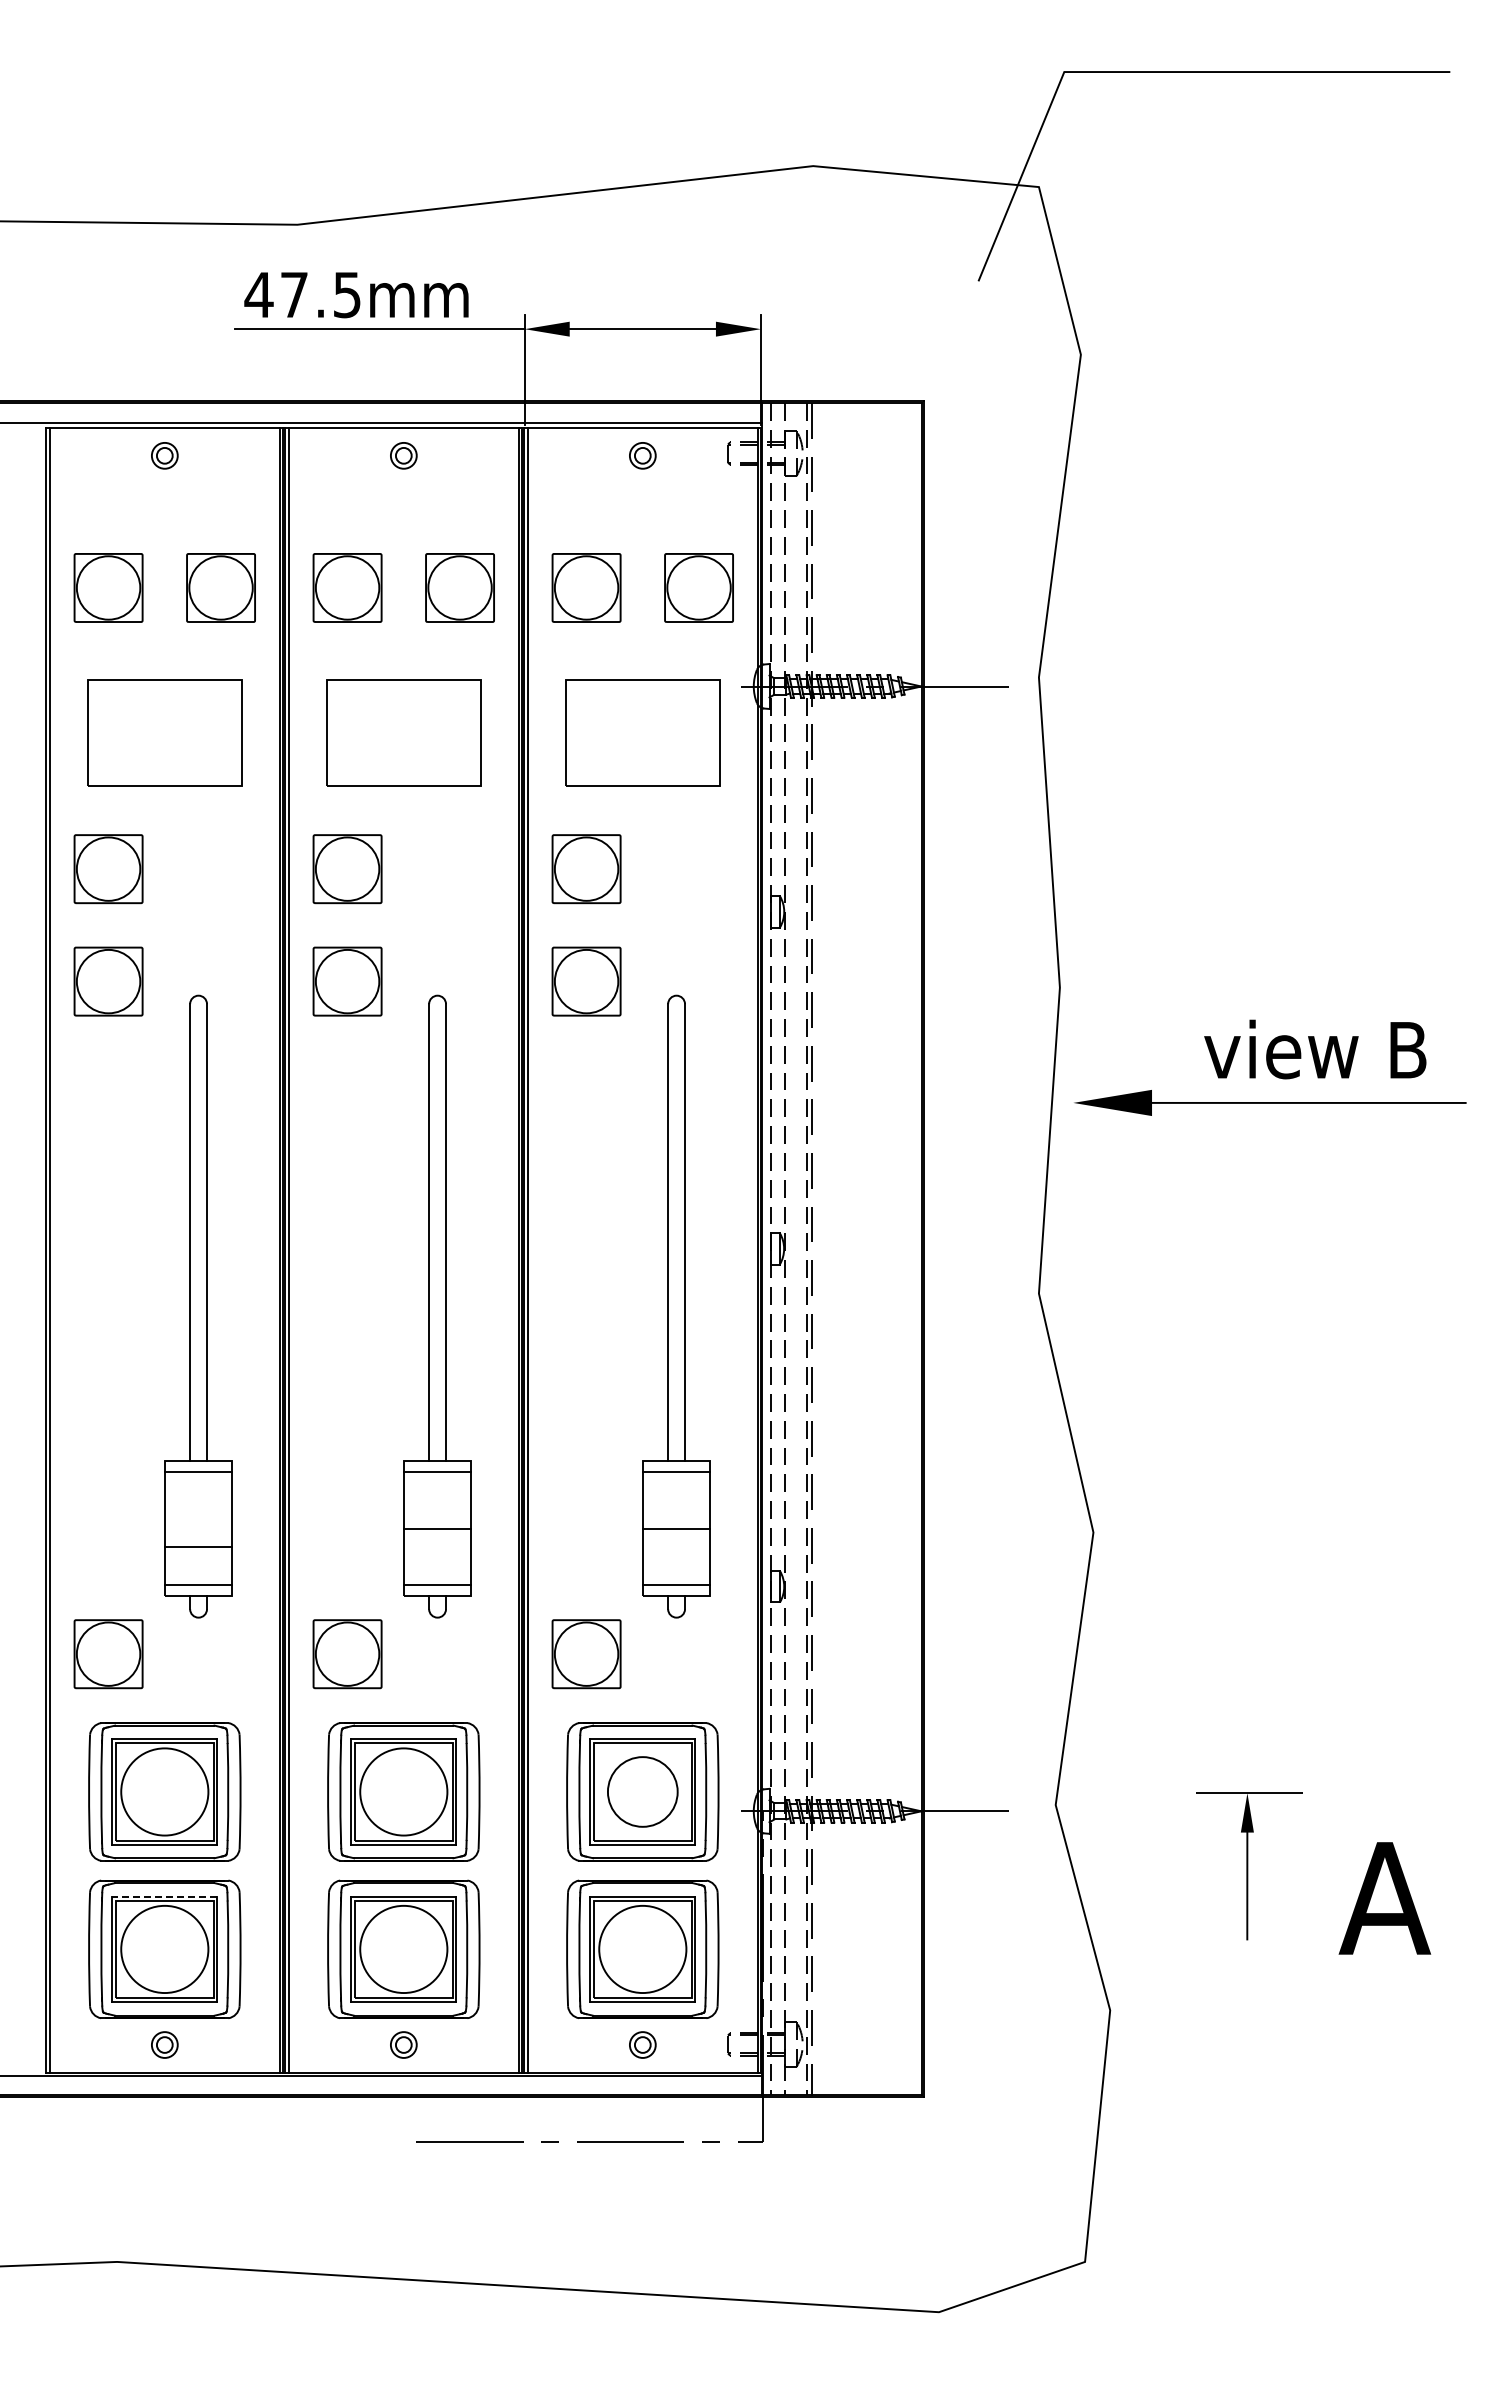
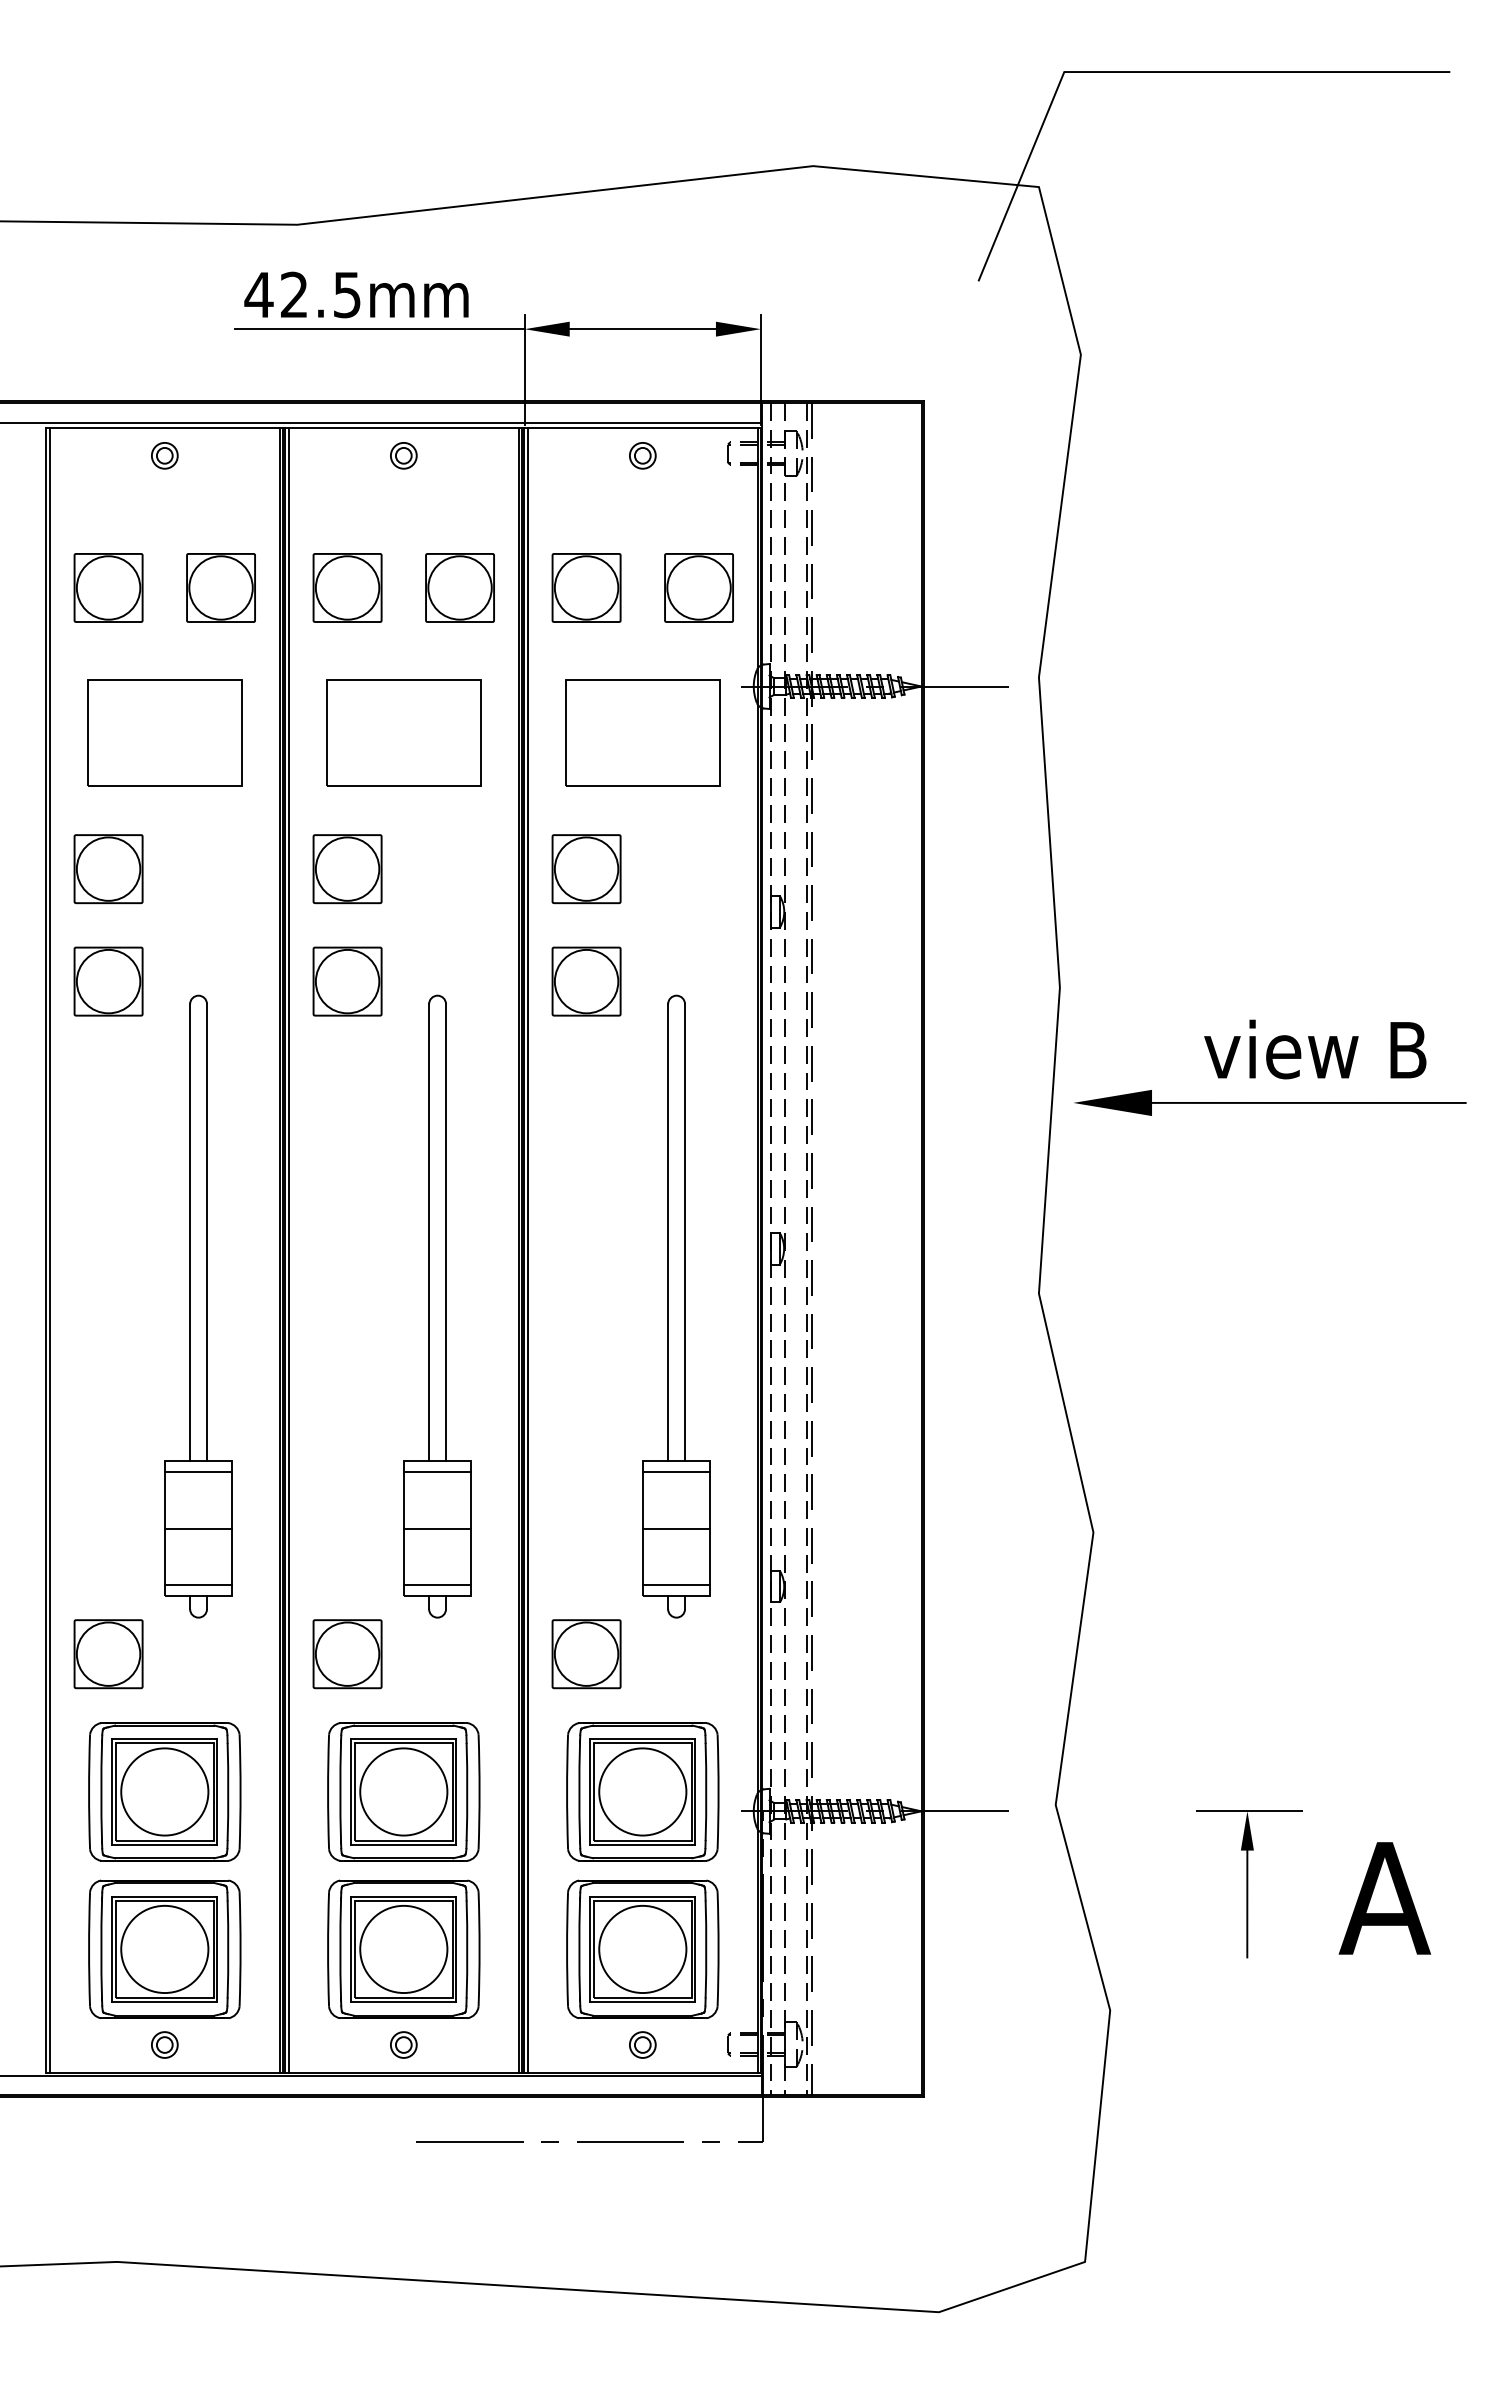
text: 47.5mm -> 42.5mm (294, 294)
line position: (198, 1546) -> (198, 1528) (198, 1528)
circle diameter: 70 px -> 87 px (642, 1791)
part position: (1249, 1866) -> (1249, 1884) (1249, 1884)
line: dashed -> solid (164, 1896)
